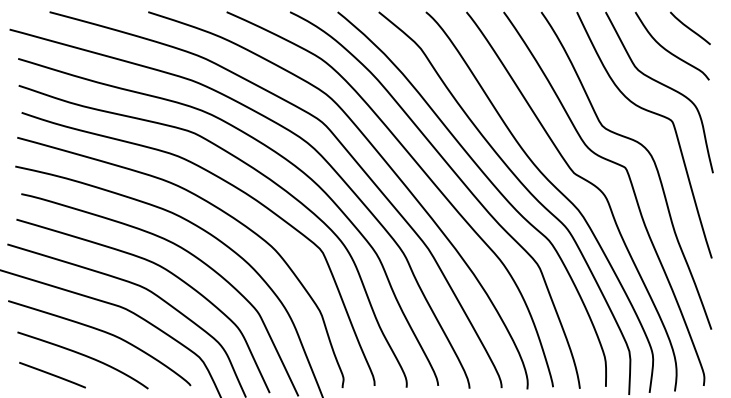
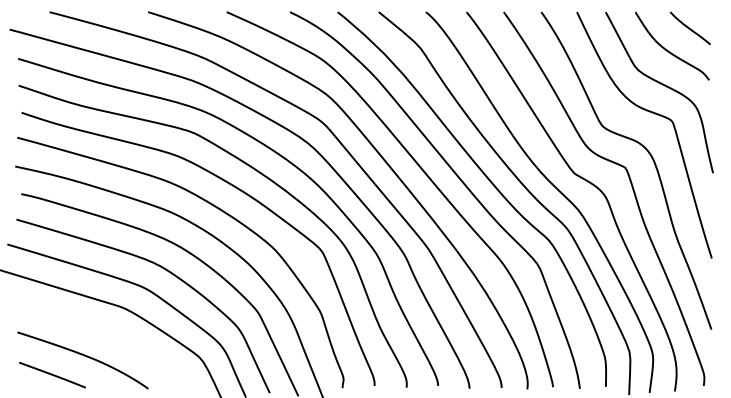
curve: present -> none (105, 333)
